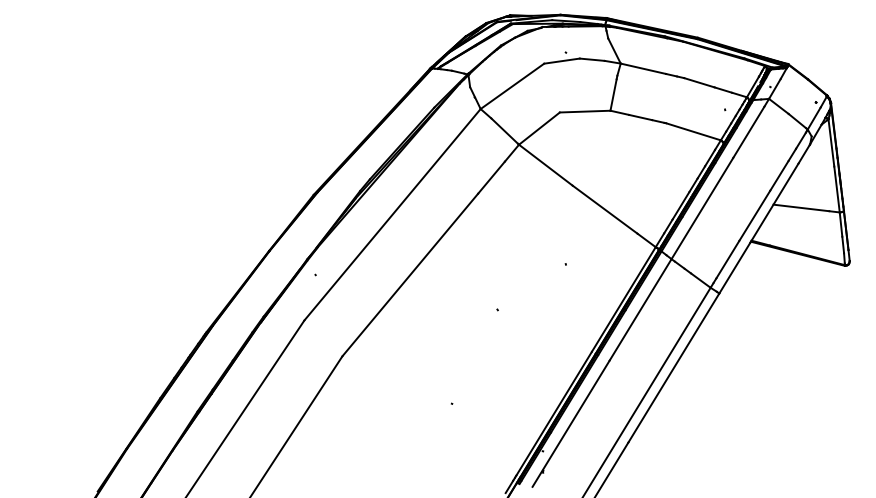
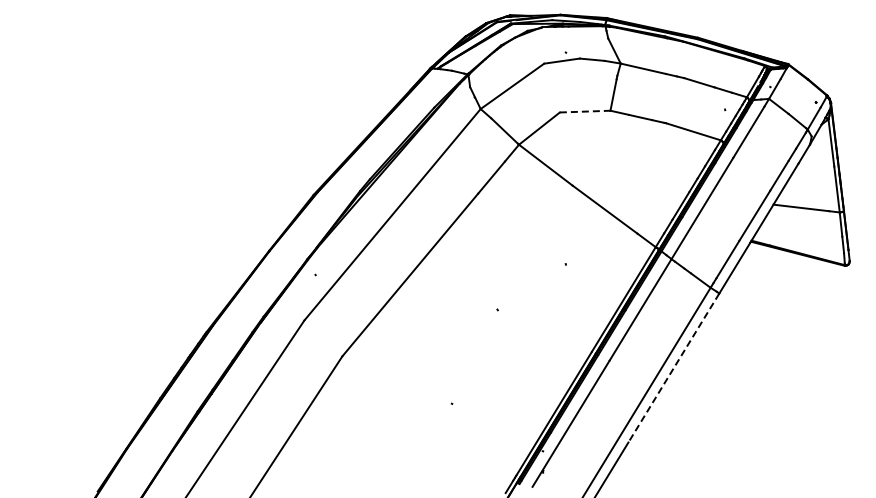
line: solid -> dashed (585, 111)
line: solid -> dashed (673, 368)
